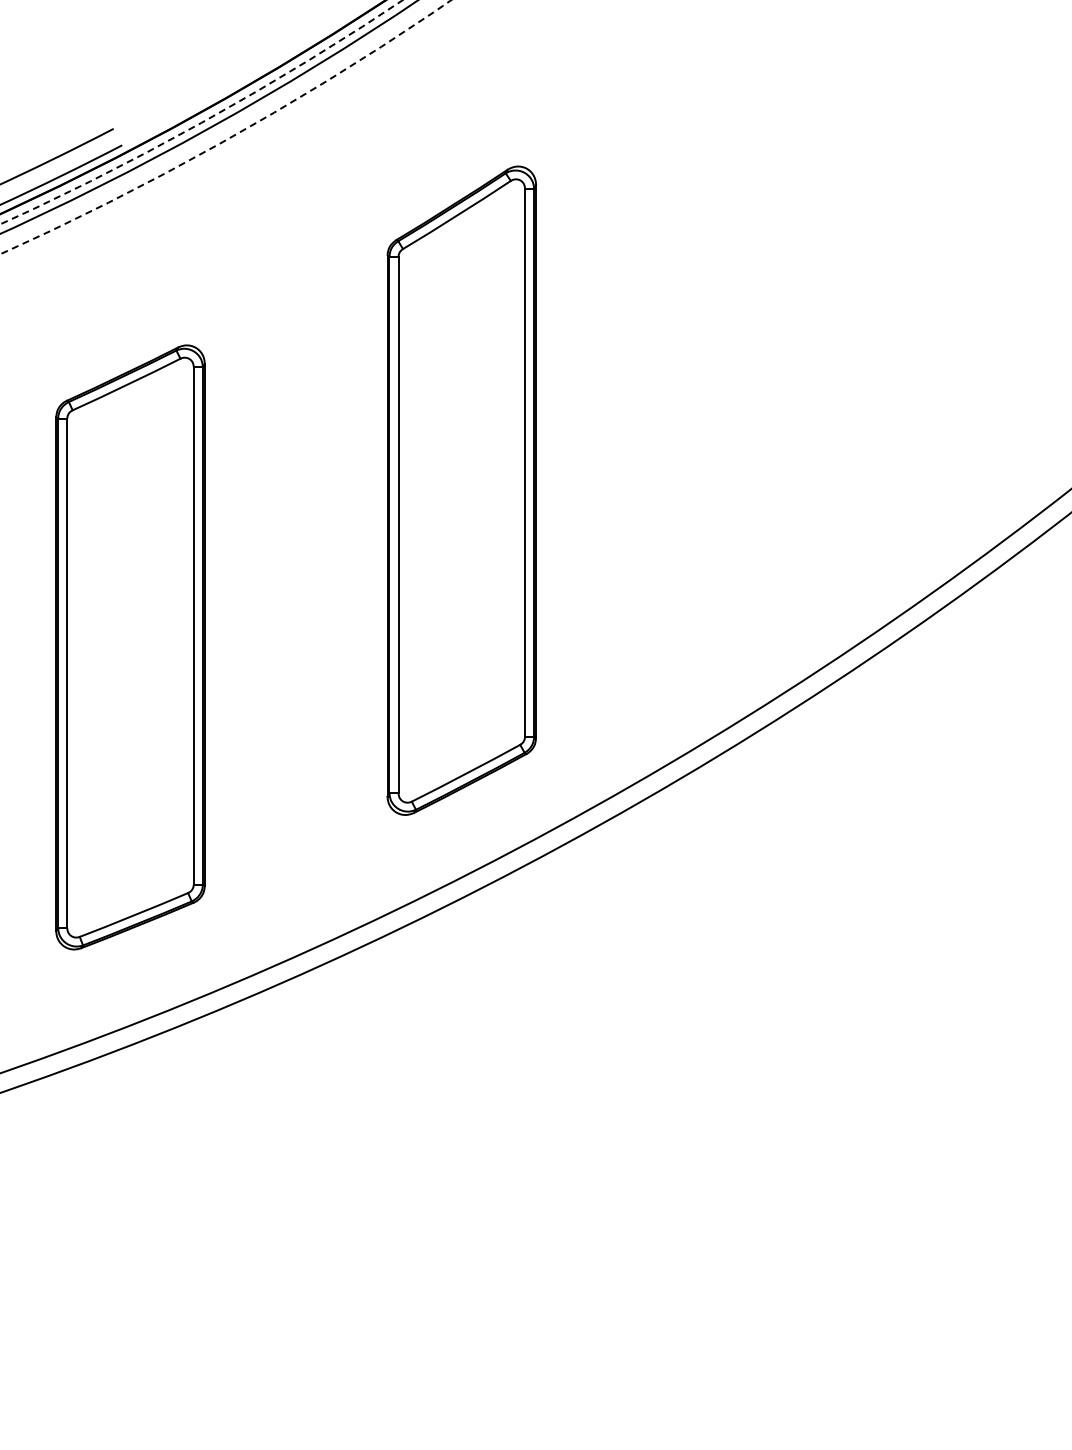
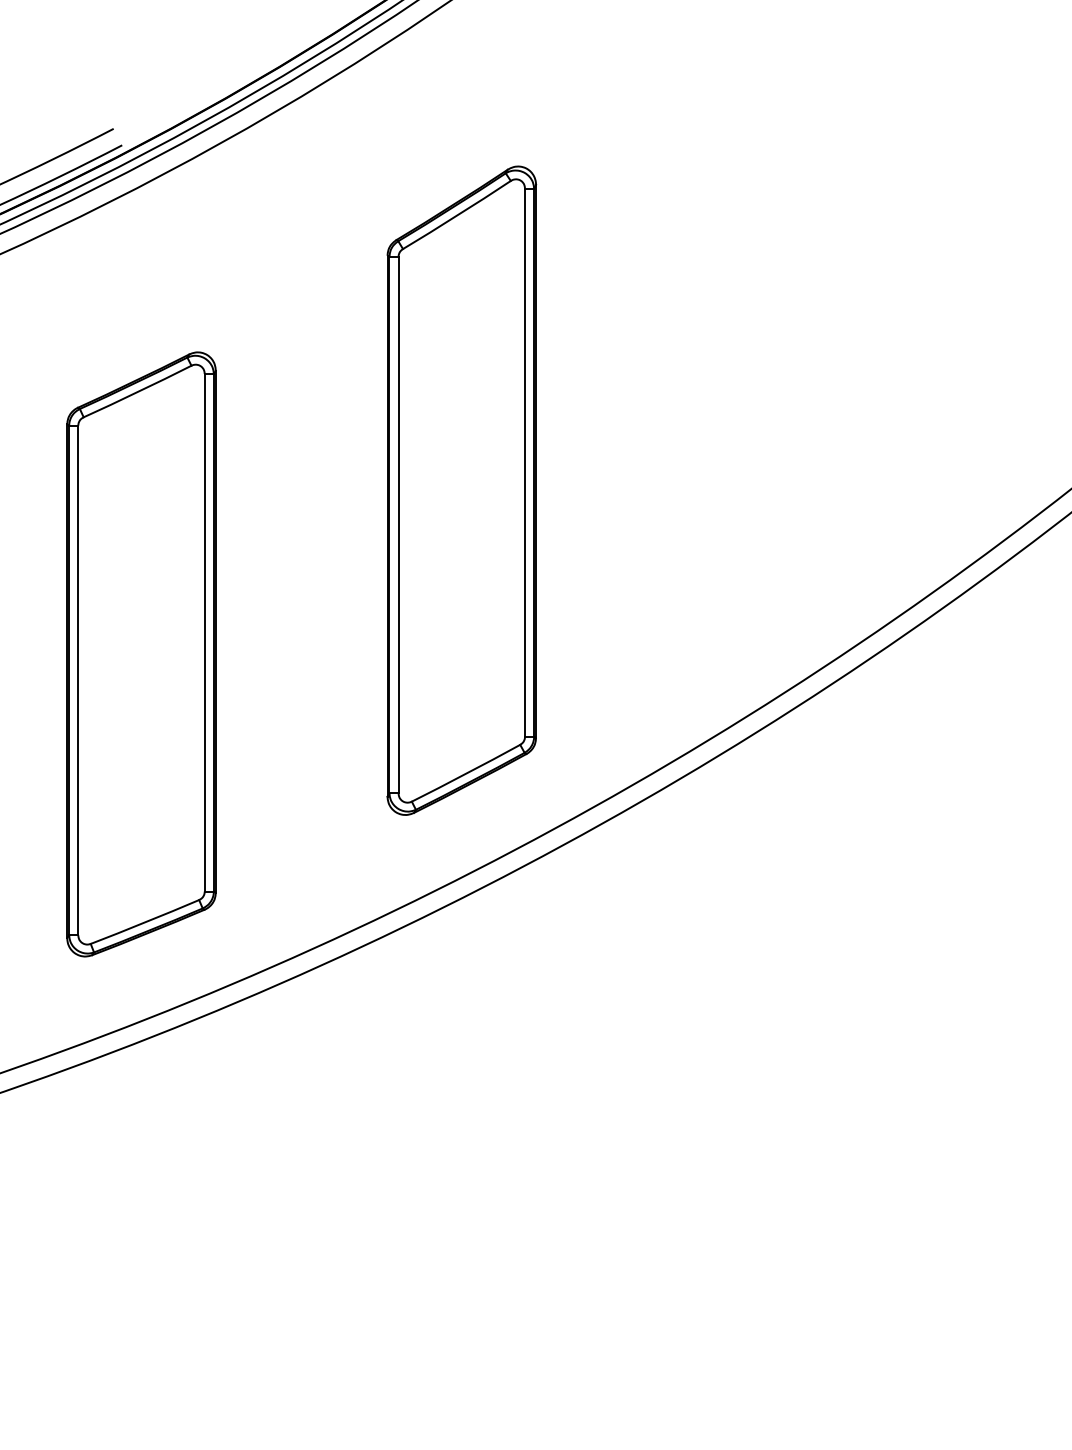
arc: dashed -> solid (205, 120)
arc: dashed -> solid (231, 137)
part position: (130, 647) -> (141, 654) (141, 654)
